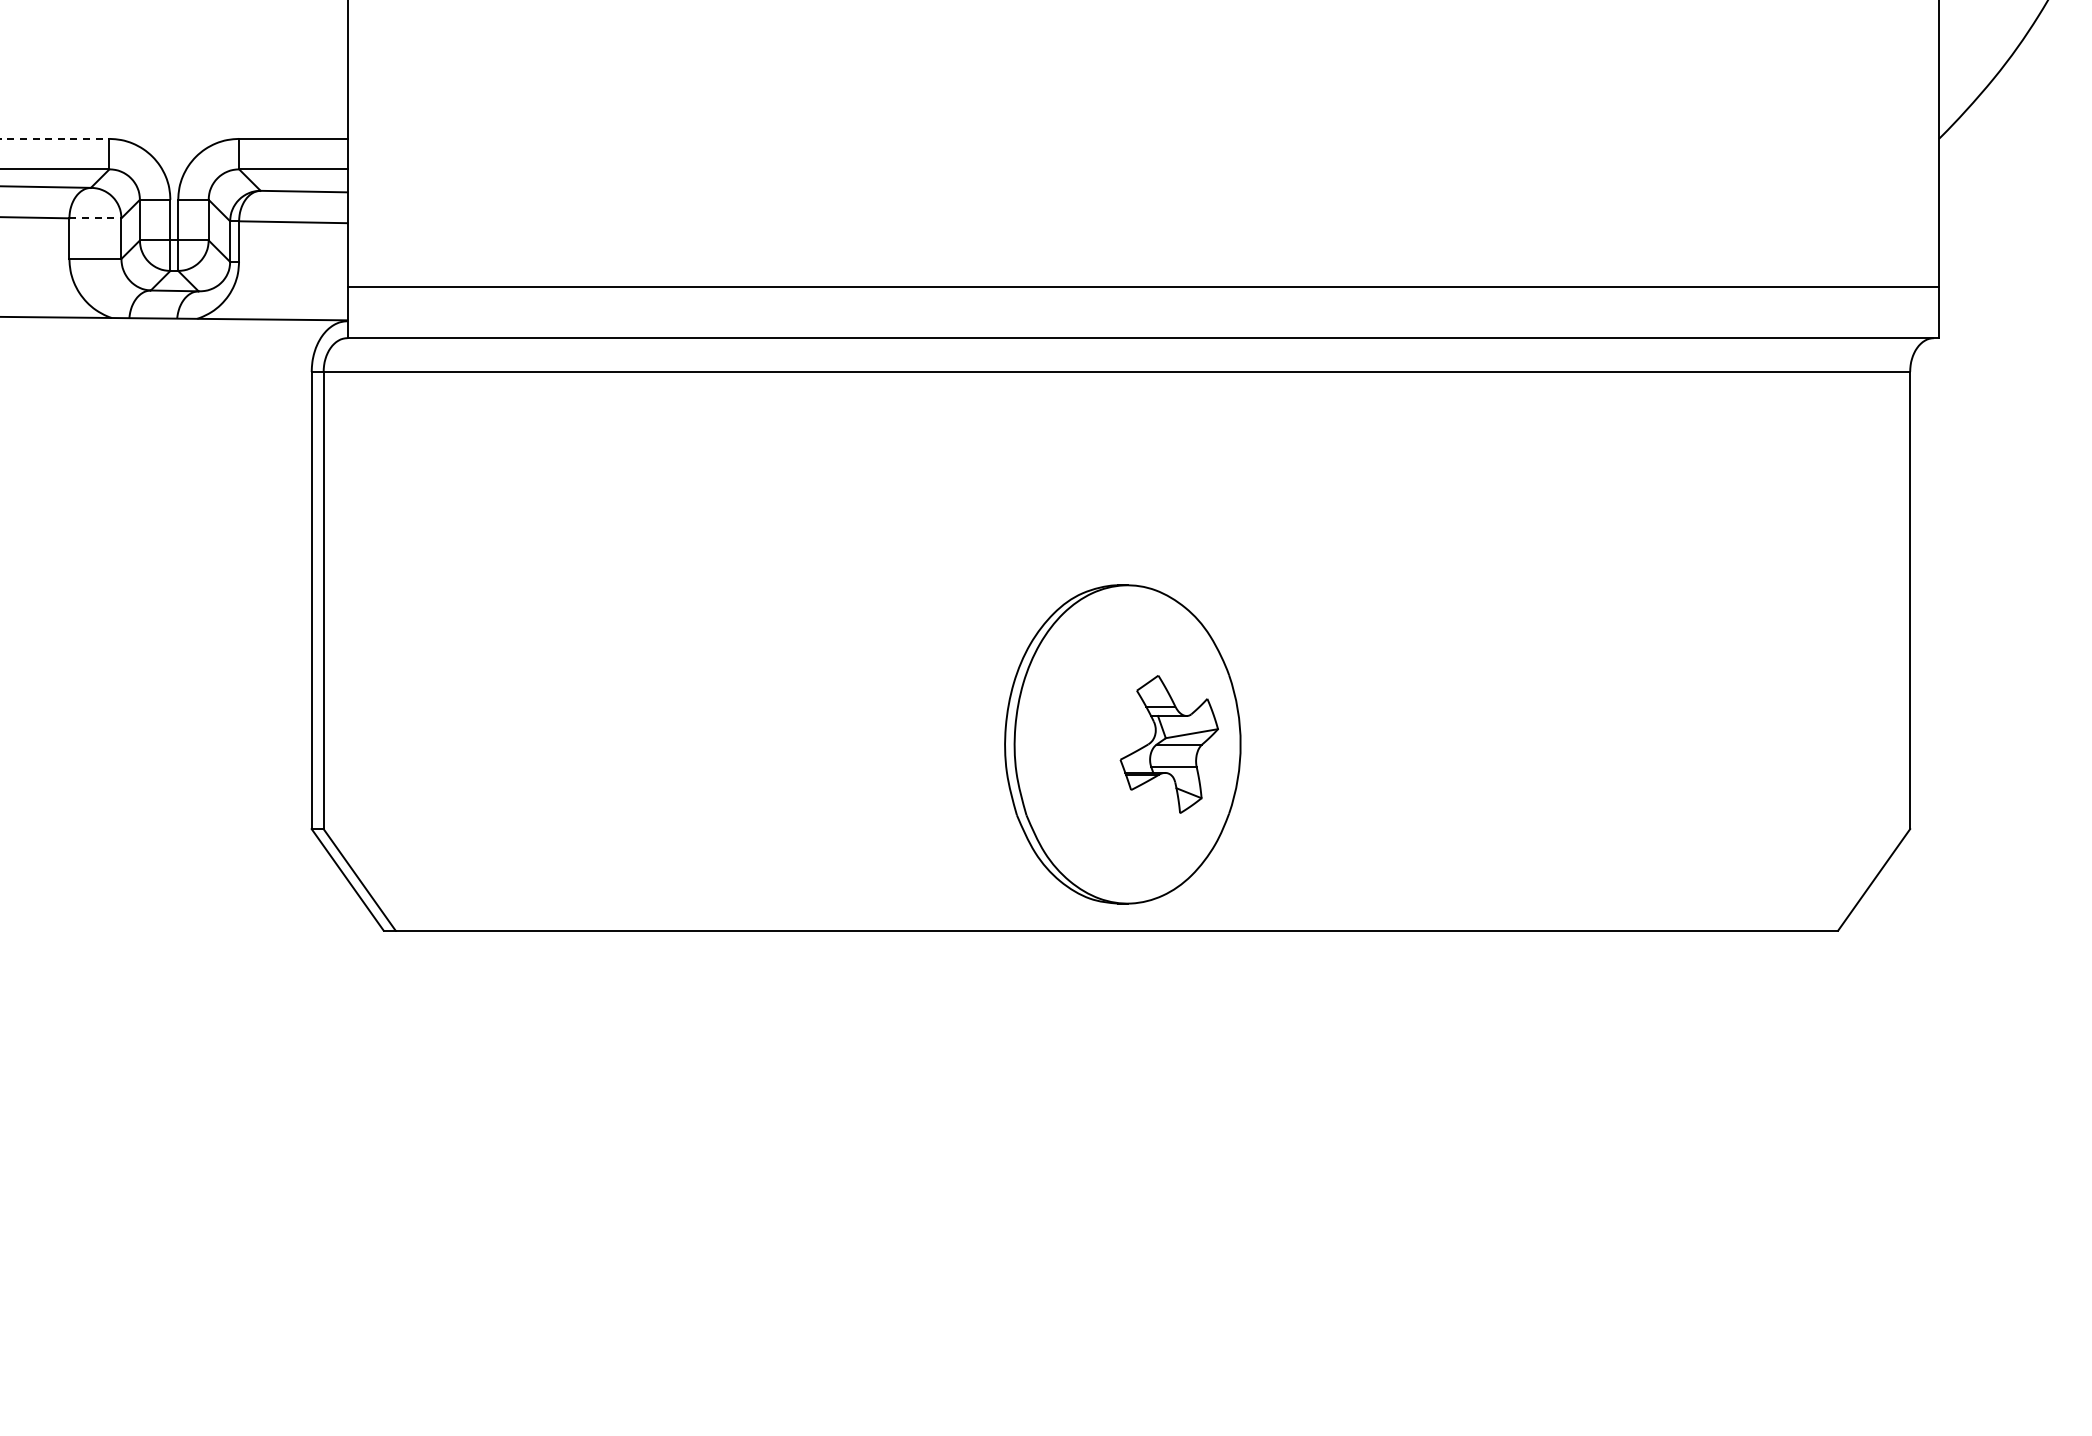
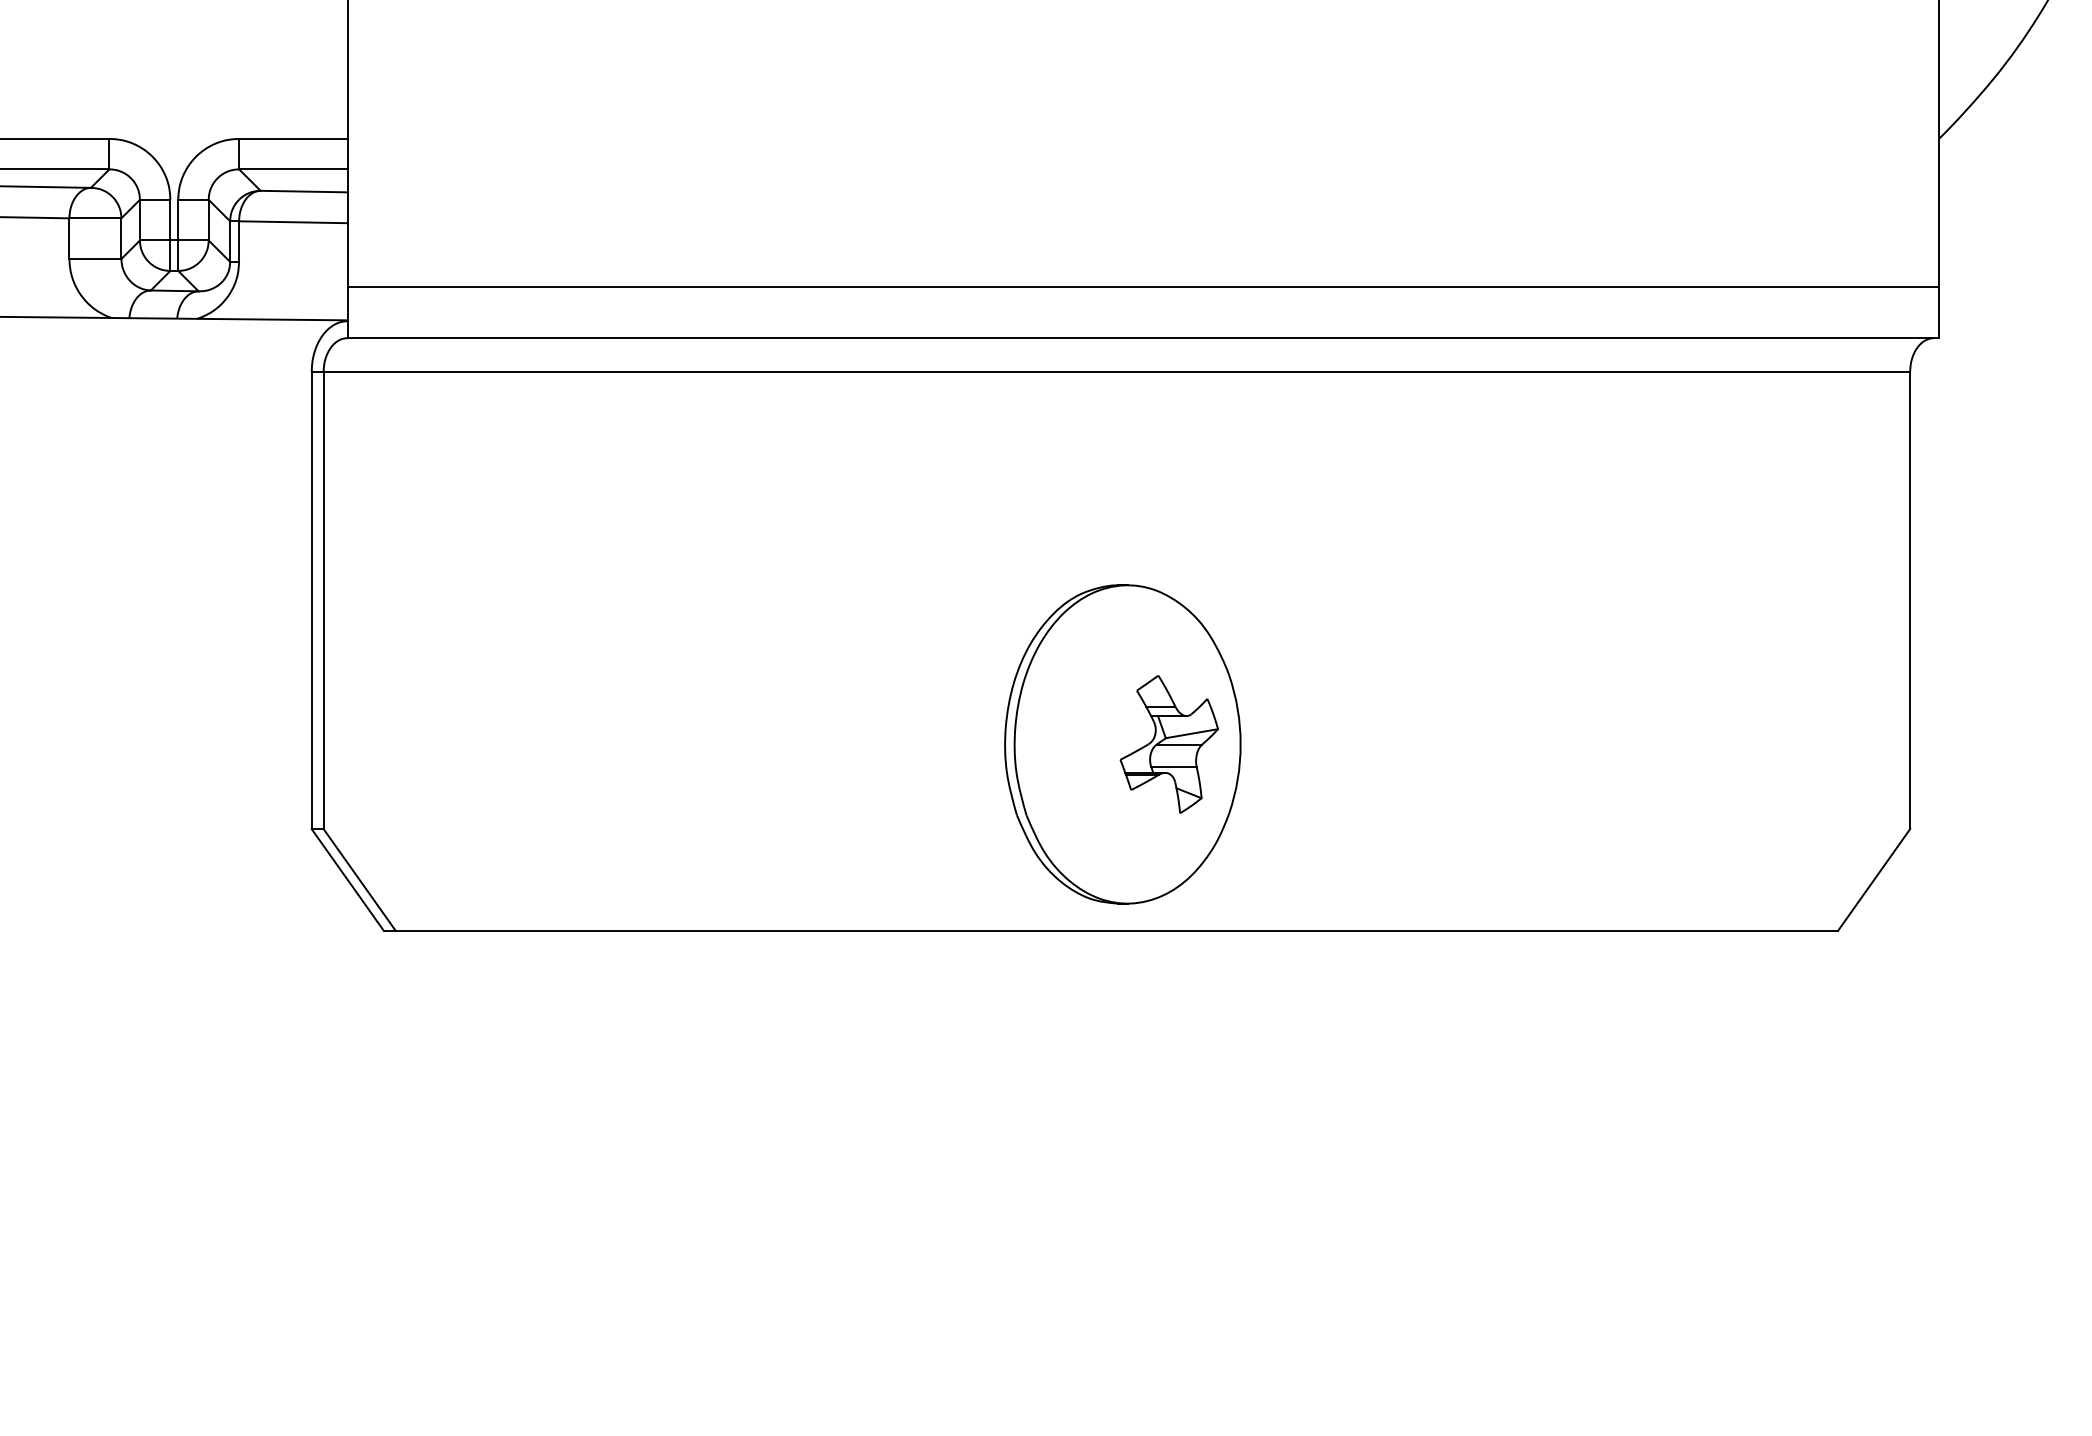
line: dashed -> solid (55, 138)
line: dashed -> solid (95, 218)
